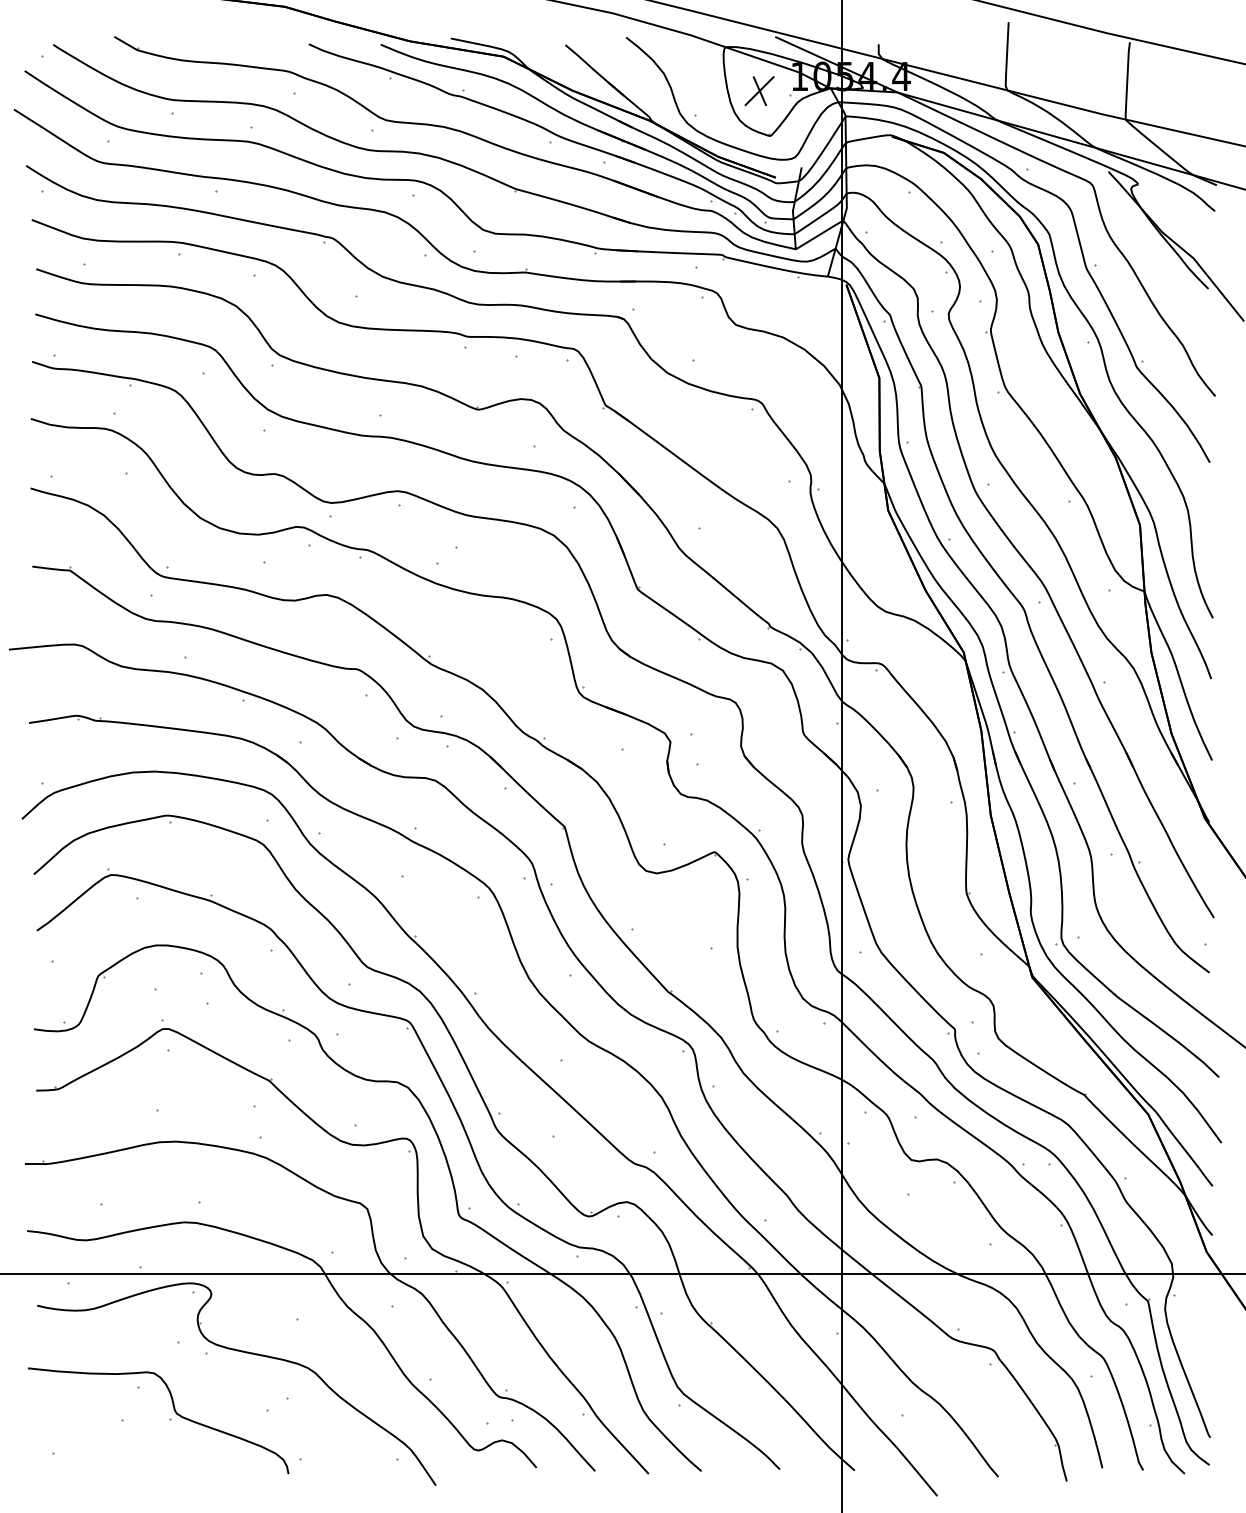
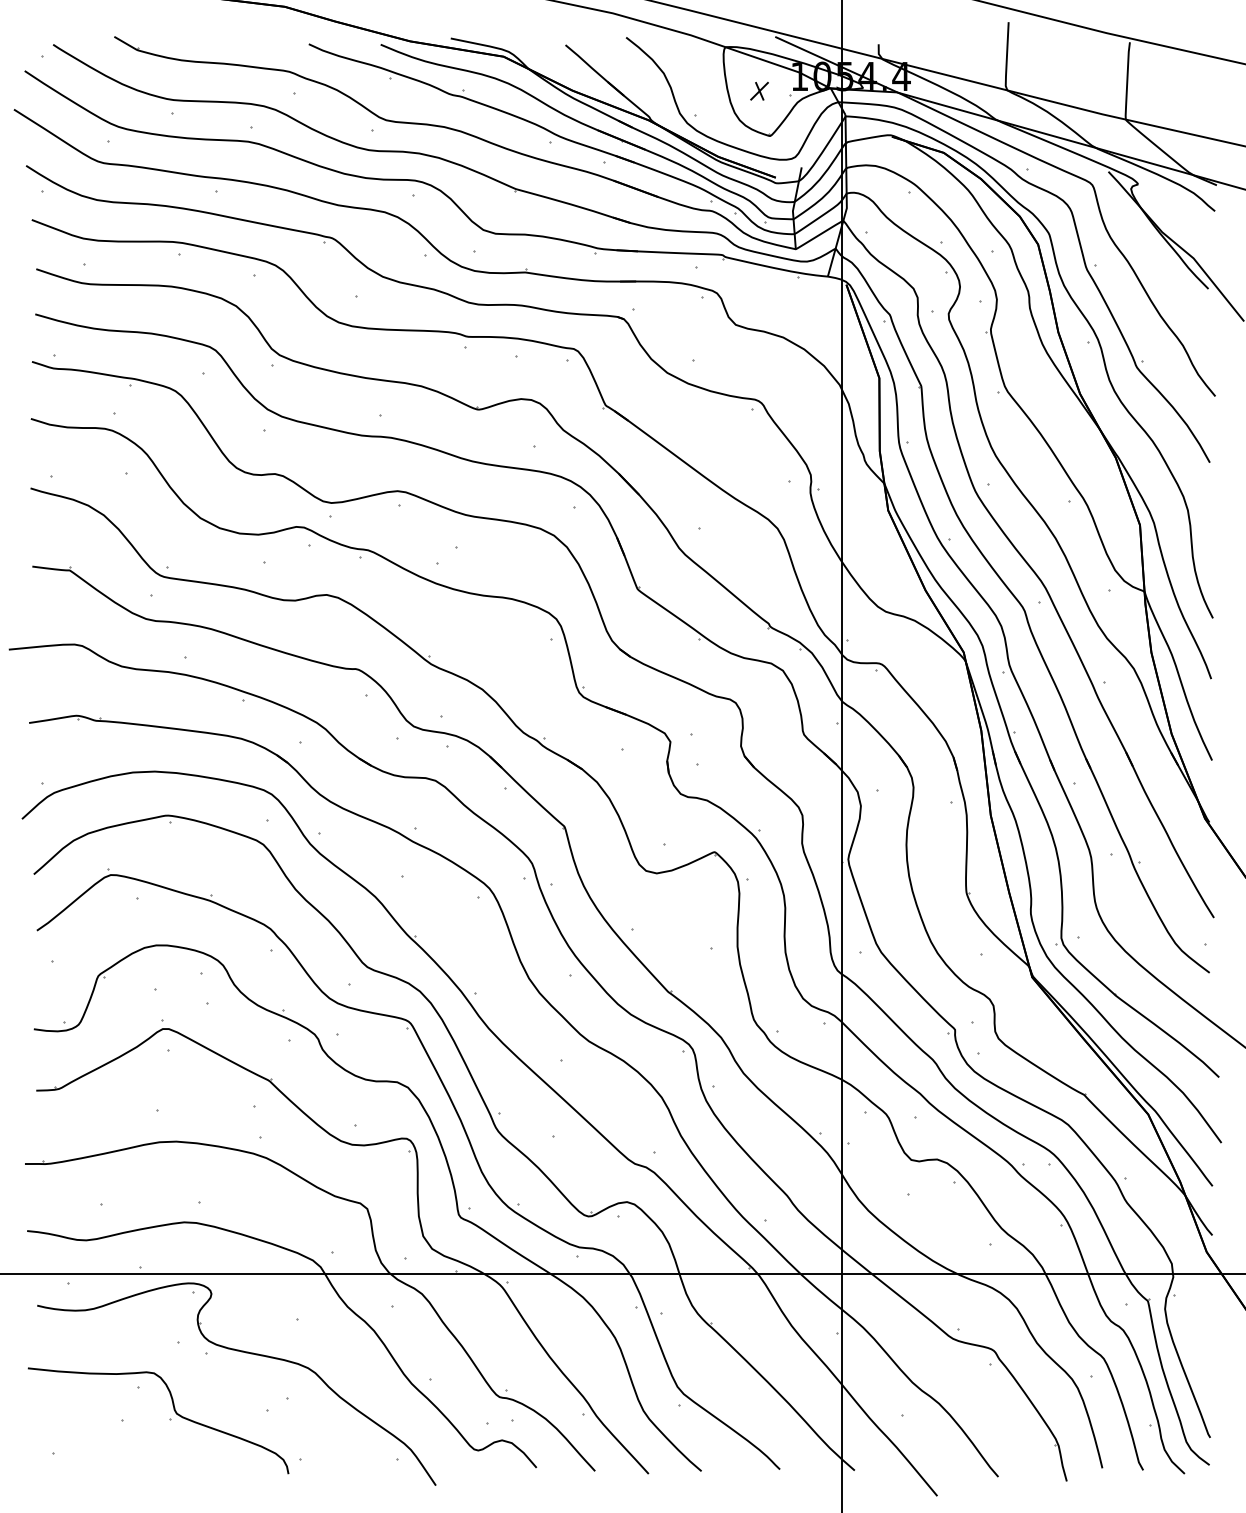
part size: 31x31 px -> 19x20 px (759, 90)
